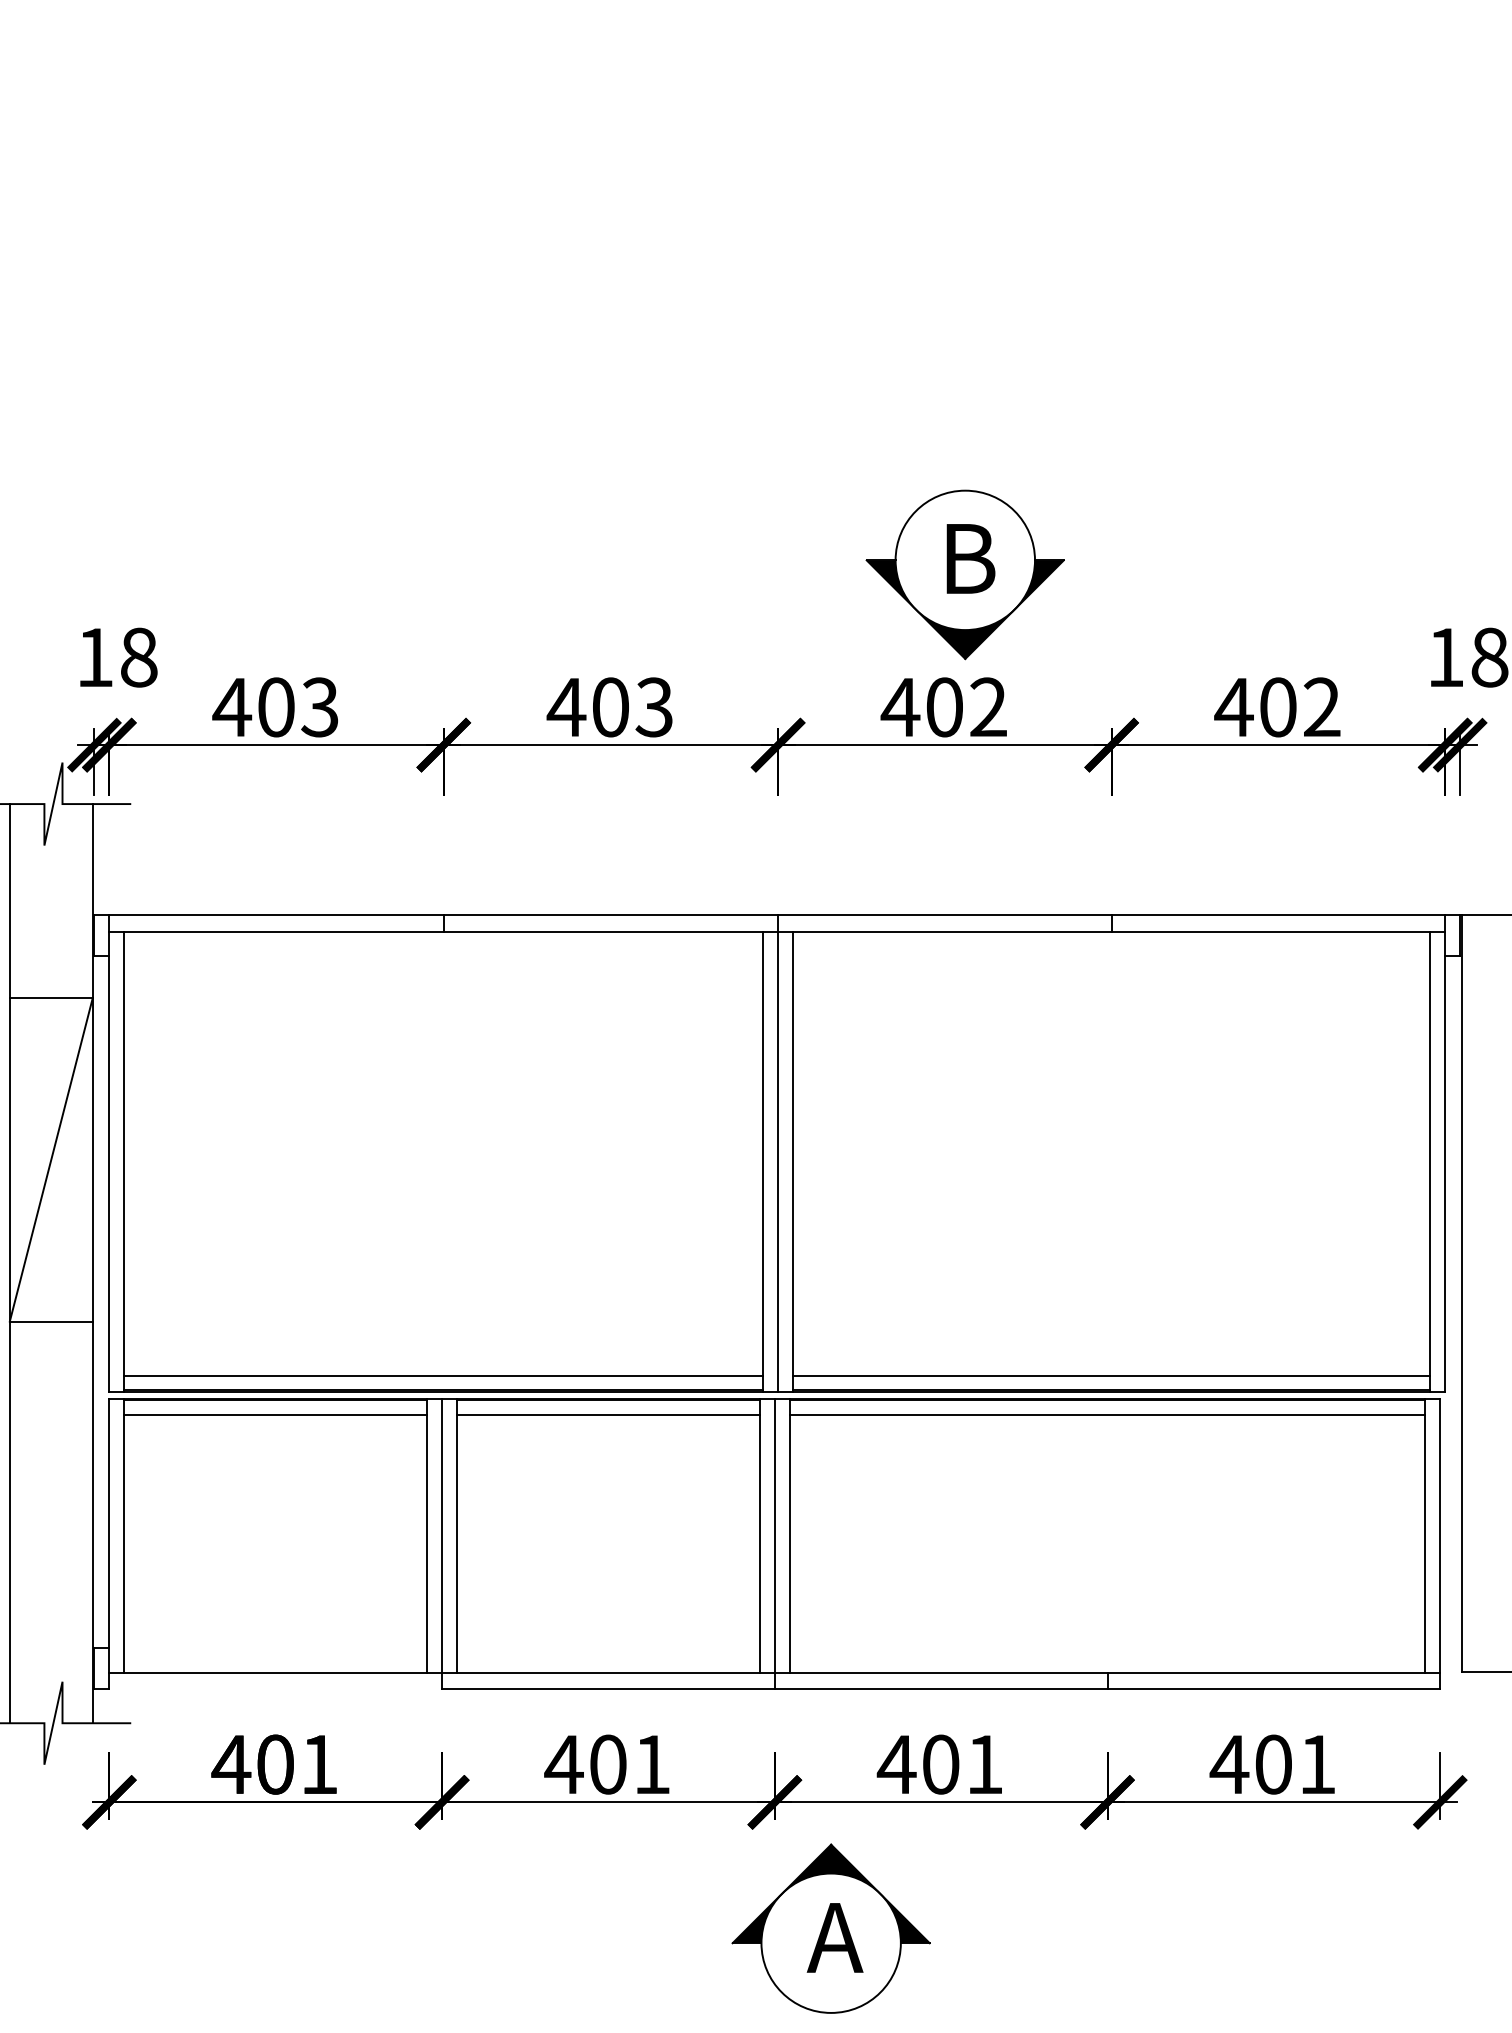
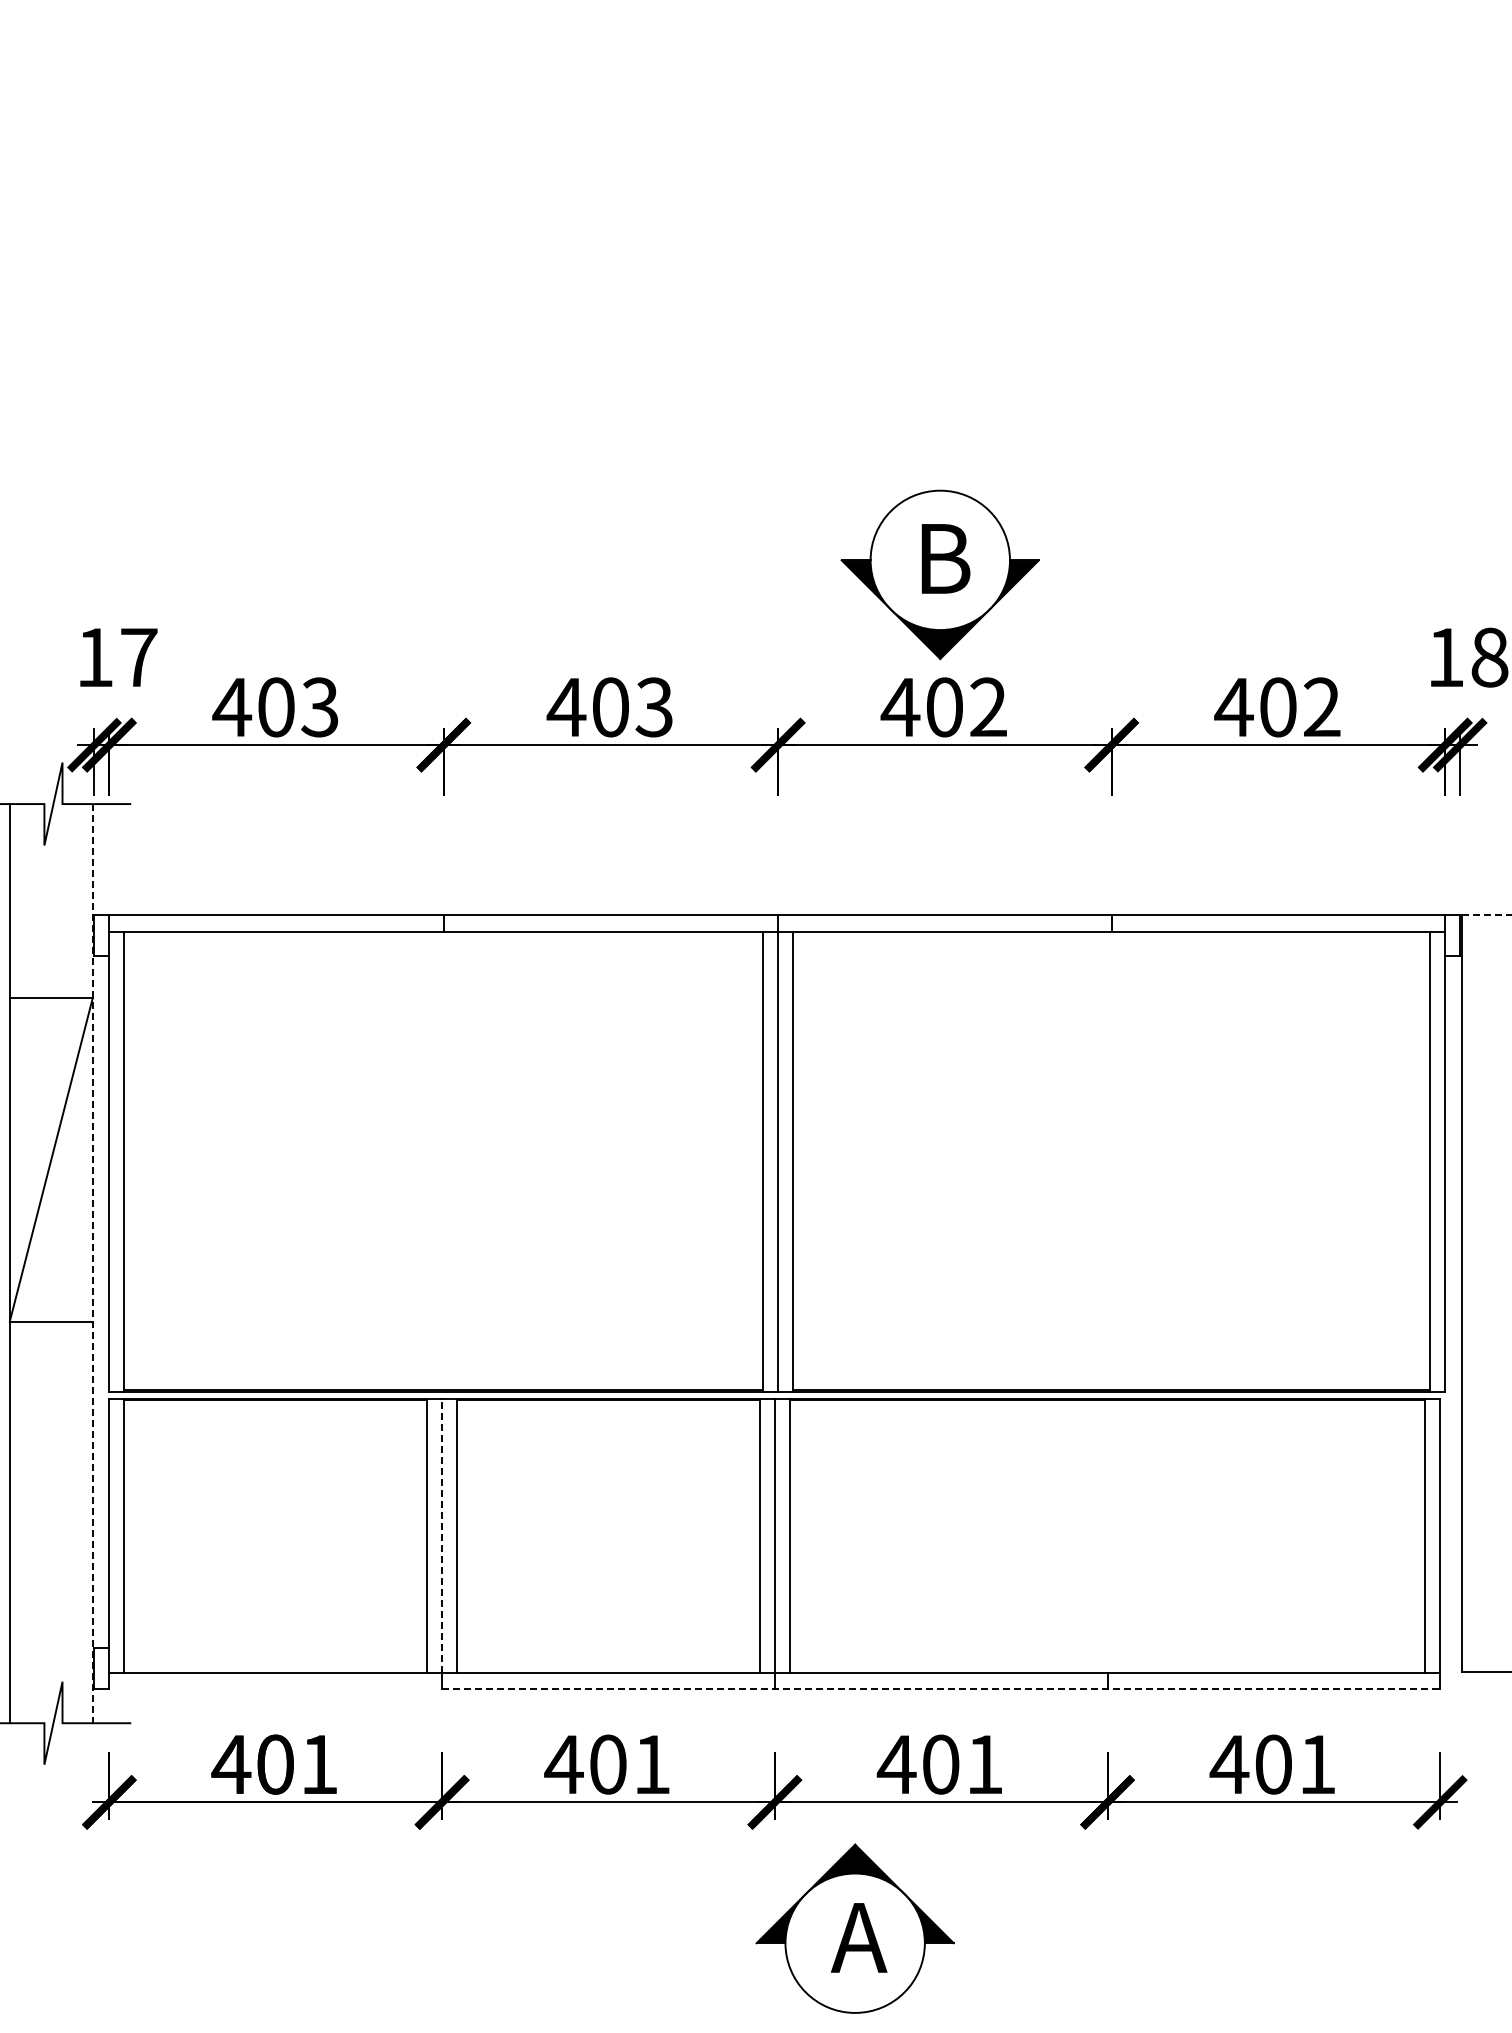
part position: (964, 574) -> (939, 574) (939, 574)
text: 18 -> 17 (139, 657)
line: solid -> dashed (1486, 915)
line: solid -> dashed (92, 1263)
line: present -> none (443, 1375)
line: present -> none (1111, 1375)
line: present -> none (275, 1415)
line: present -> none (608, 1415)
line: present -> none (1107, 1415)
line: solid -> dashed (442, 1535)
line: solid -> dashed (941, 1689)
part position: (830, 1928) -> (854, 1928) (854, 1928)
